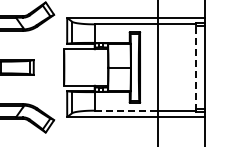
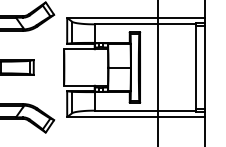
line: dashed -> solid (195, 67)
line: dashed -> solid (126, 110)
